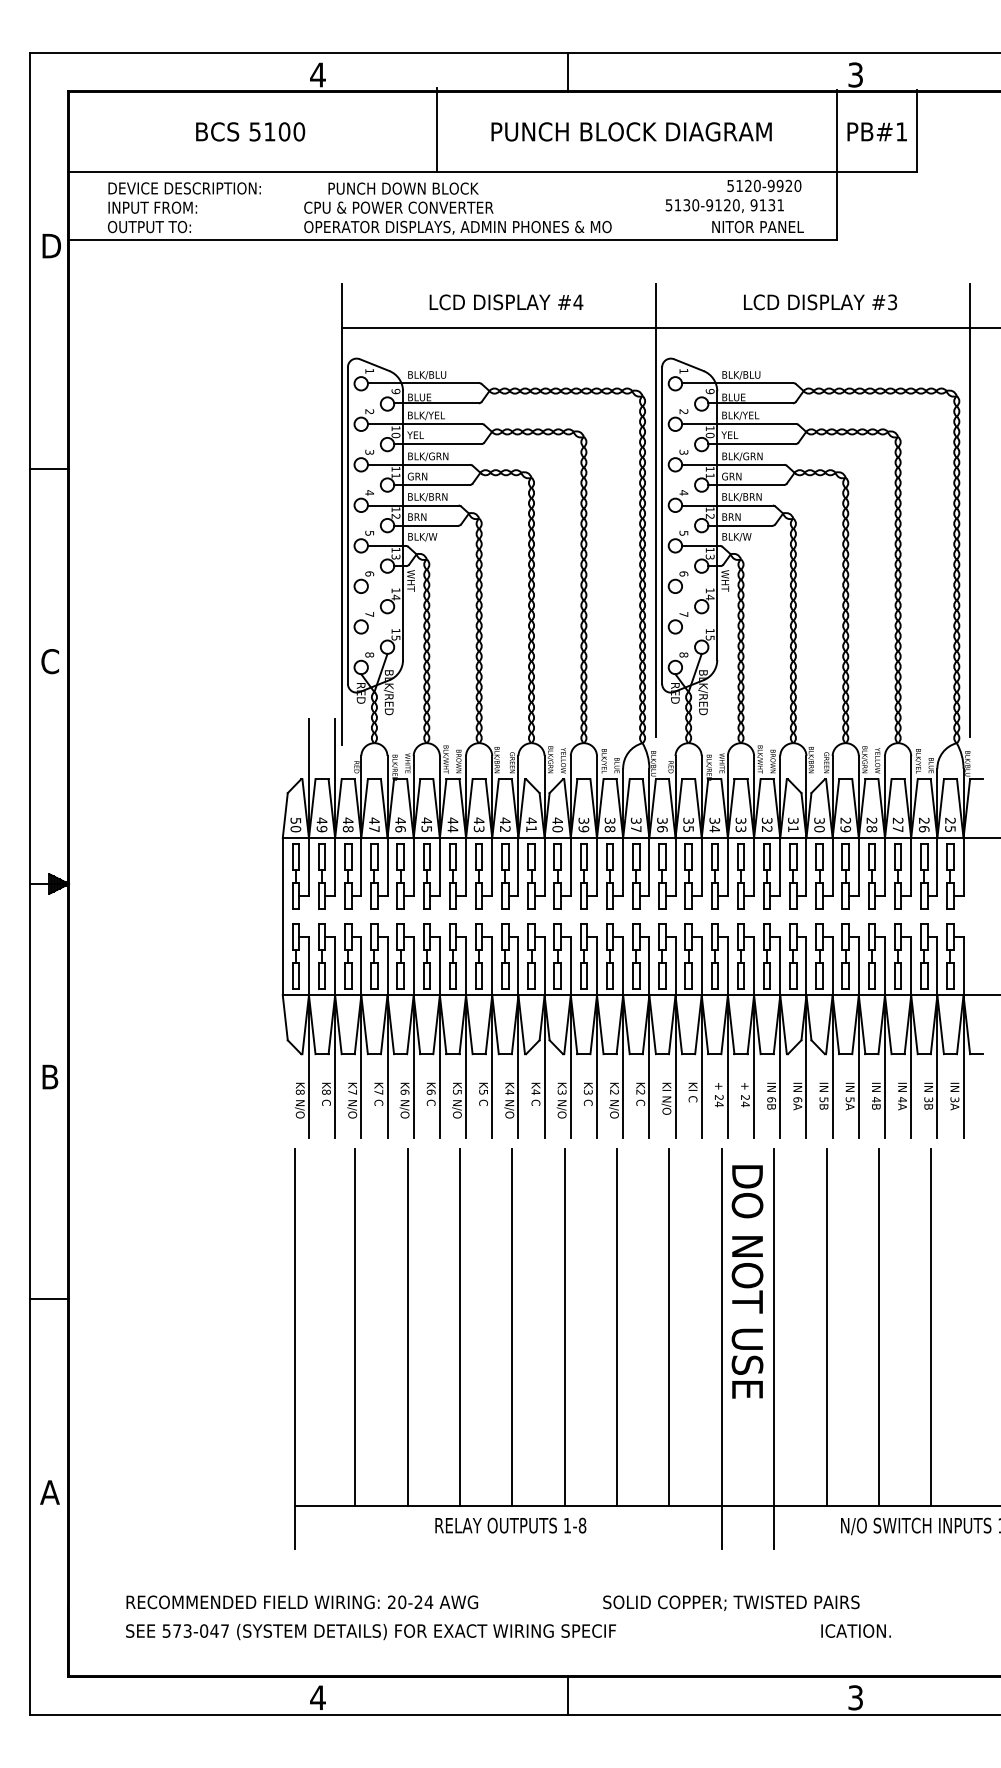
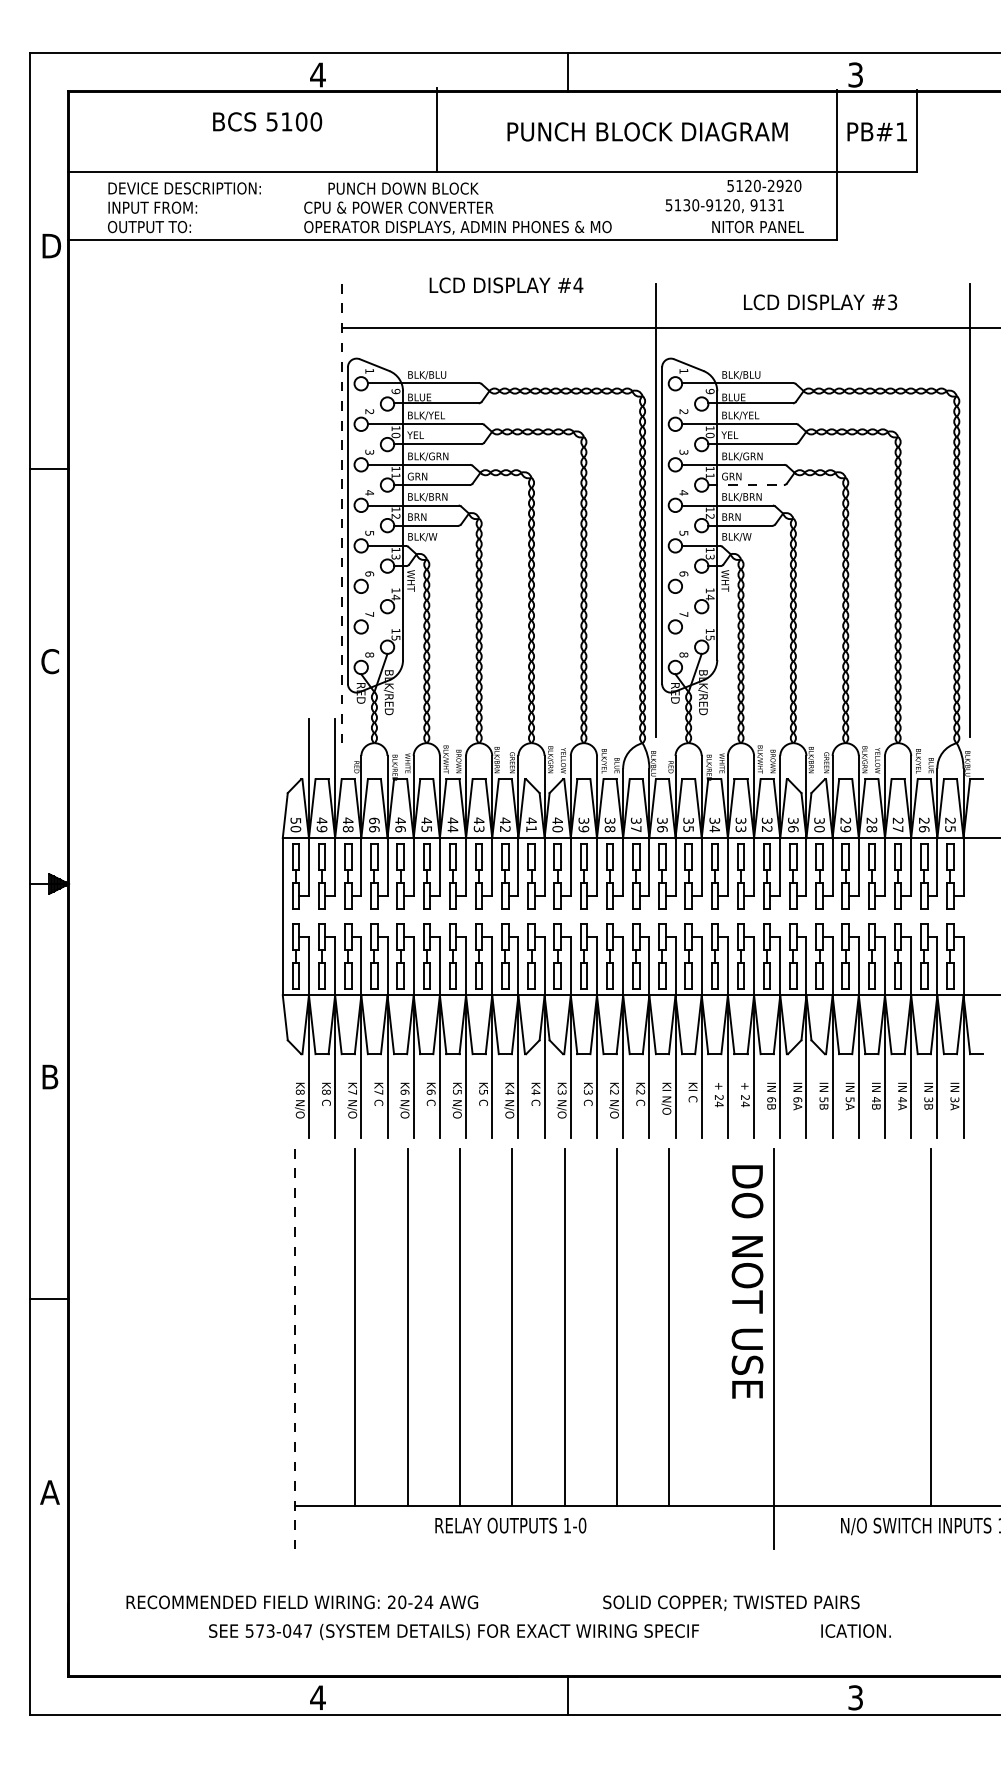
text position: (250, 131) -> (267, 121) (267, 121)
text position: (631, 131) -> (647, 131) (647, 131)
text: 5120-9920 -> 5120-2920 (770, 186)
text position: (506, 302) -> (506, 285) (506, 285)
line: solid -> dashed (746, 485)
line: solid -> dashed (341, 514)
text: 47 -> 66 (374, 824)
text: 31 -> 36 (793, 829)
line: present -> none (826, 1326)
line: present -> none (878, 1326)
line: present -> none (721, 1348)
line: solid -> dashed (294, 1349)
text: 1-8 -> 1-0 (582, 1525)
text position: (371, 1632) -> (454, 1632) (454, 1632)
